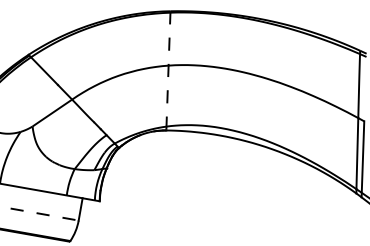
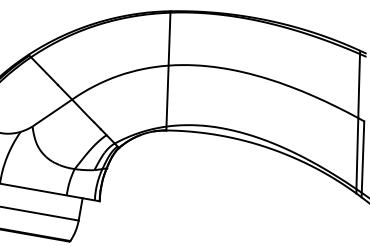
line: dashed -> solid (168, 70)
line: dashed -> solid (39, 213)
